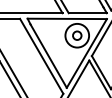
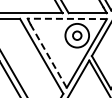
line: solid -> dashed (67, 18)
line: solid -> dashed (48, 56)
